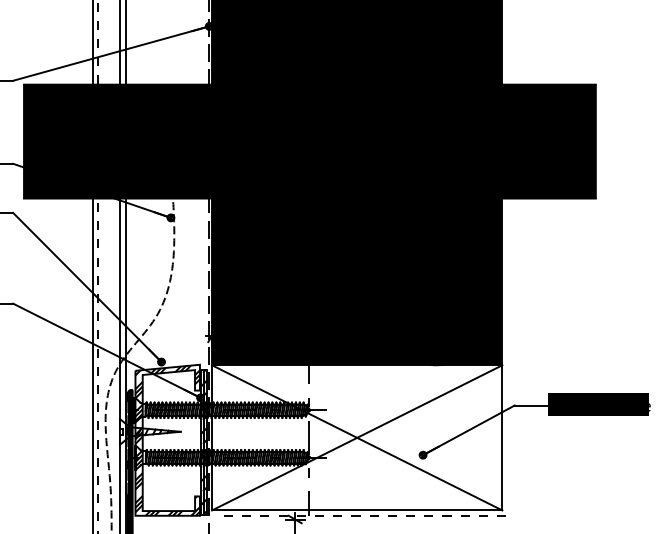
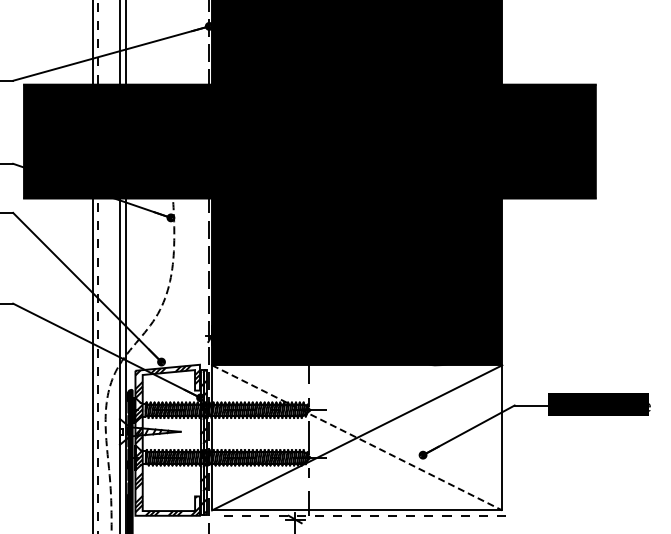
line: solid -> dashed (357, 438)
